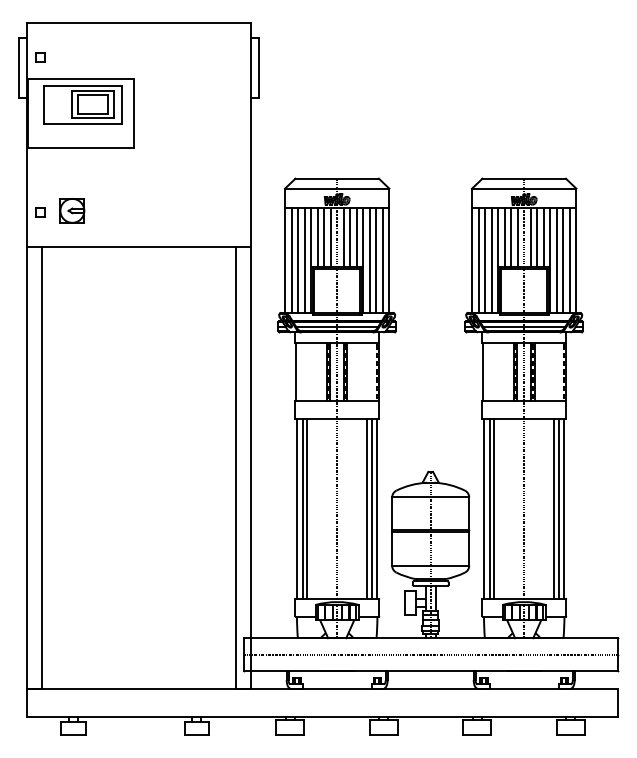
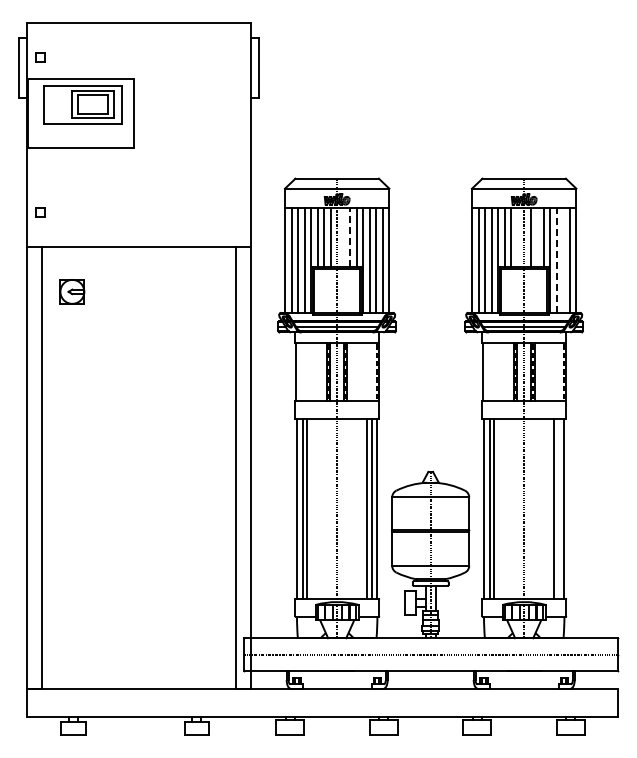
part position: (72, 210) -> (72, 291) (72, 291)
line: present -> none (343, 237)
line: solid -> dashed (350, 237)
line: present -> none (517, 237)
line: present -> none (537, 237)
line: solid -> dashed (556, 260)
line: present -> none (563, 260)
line: present -> none (558, 508)
